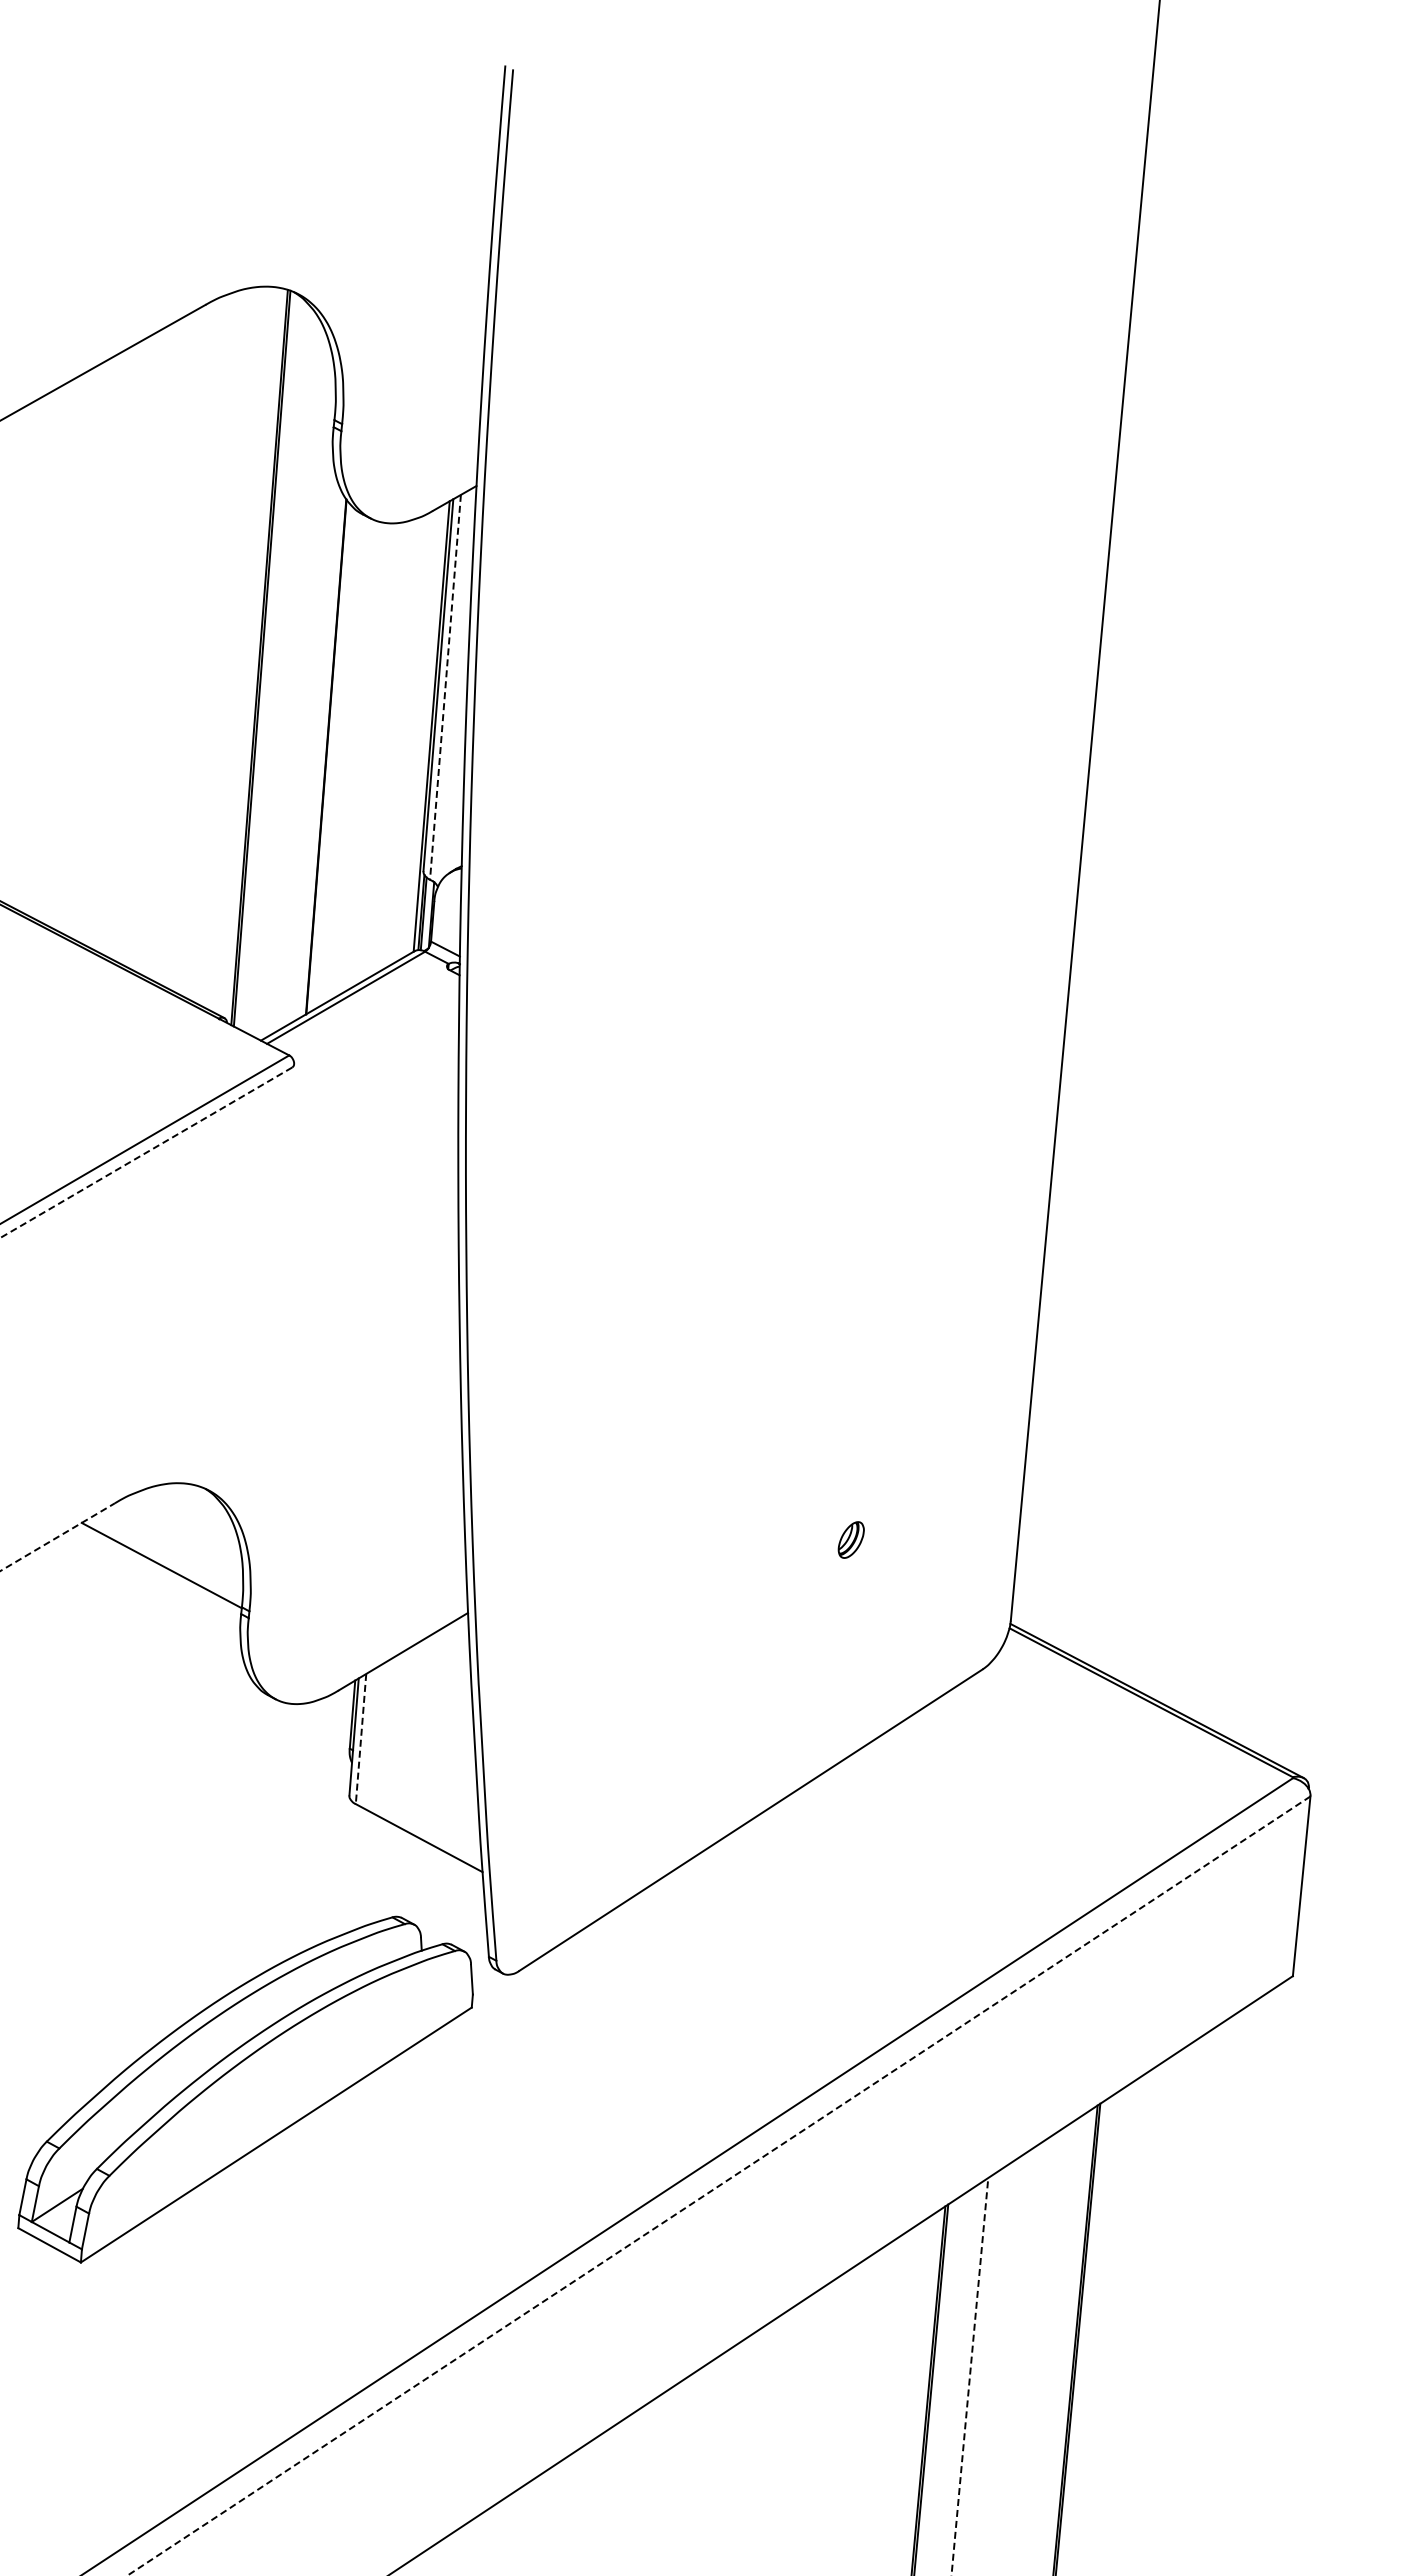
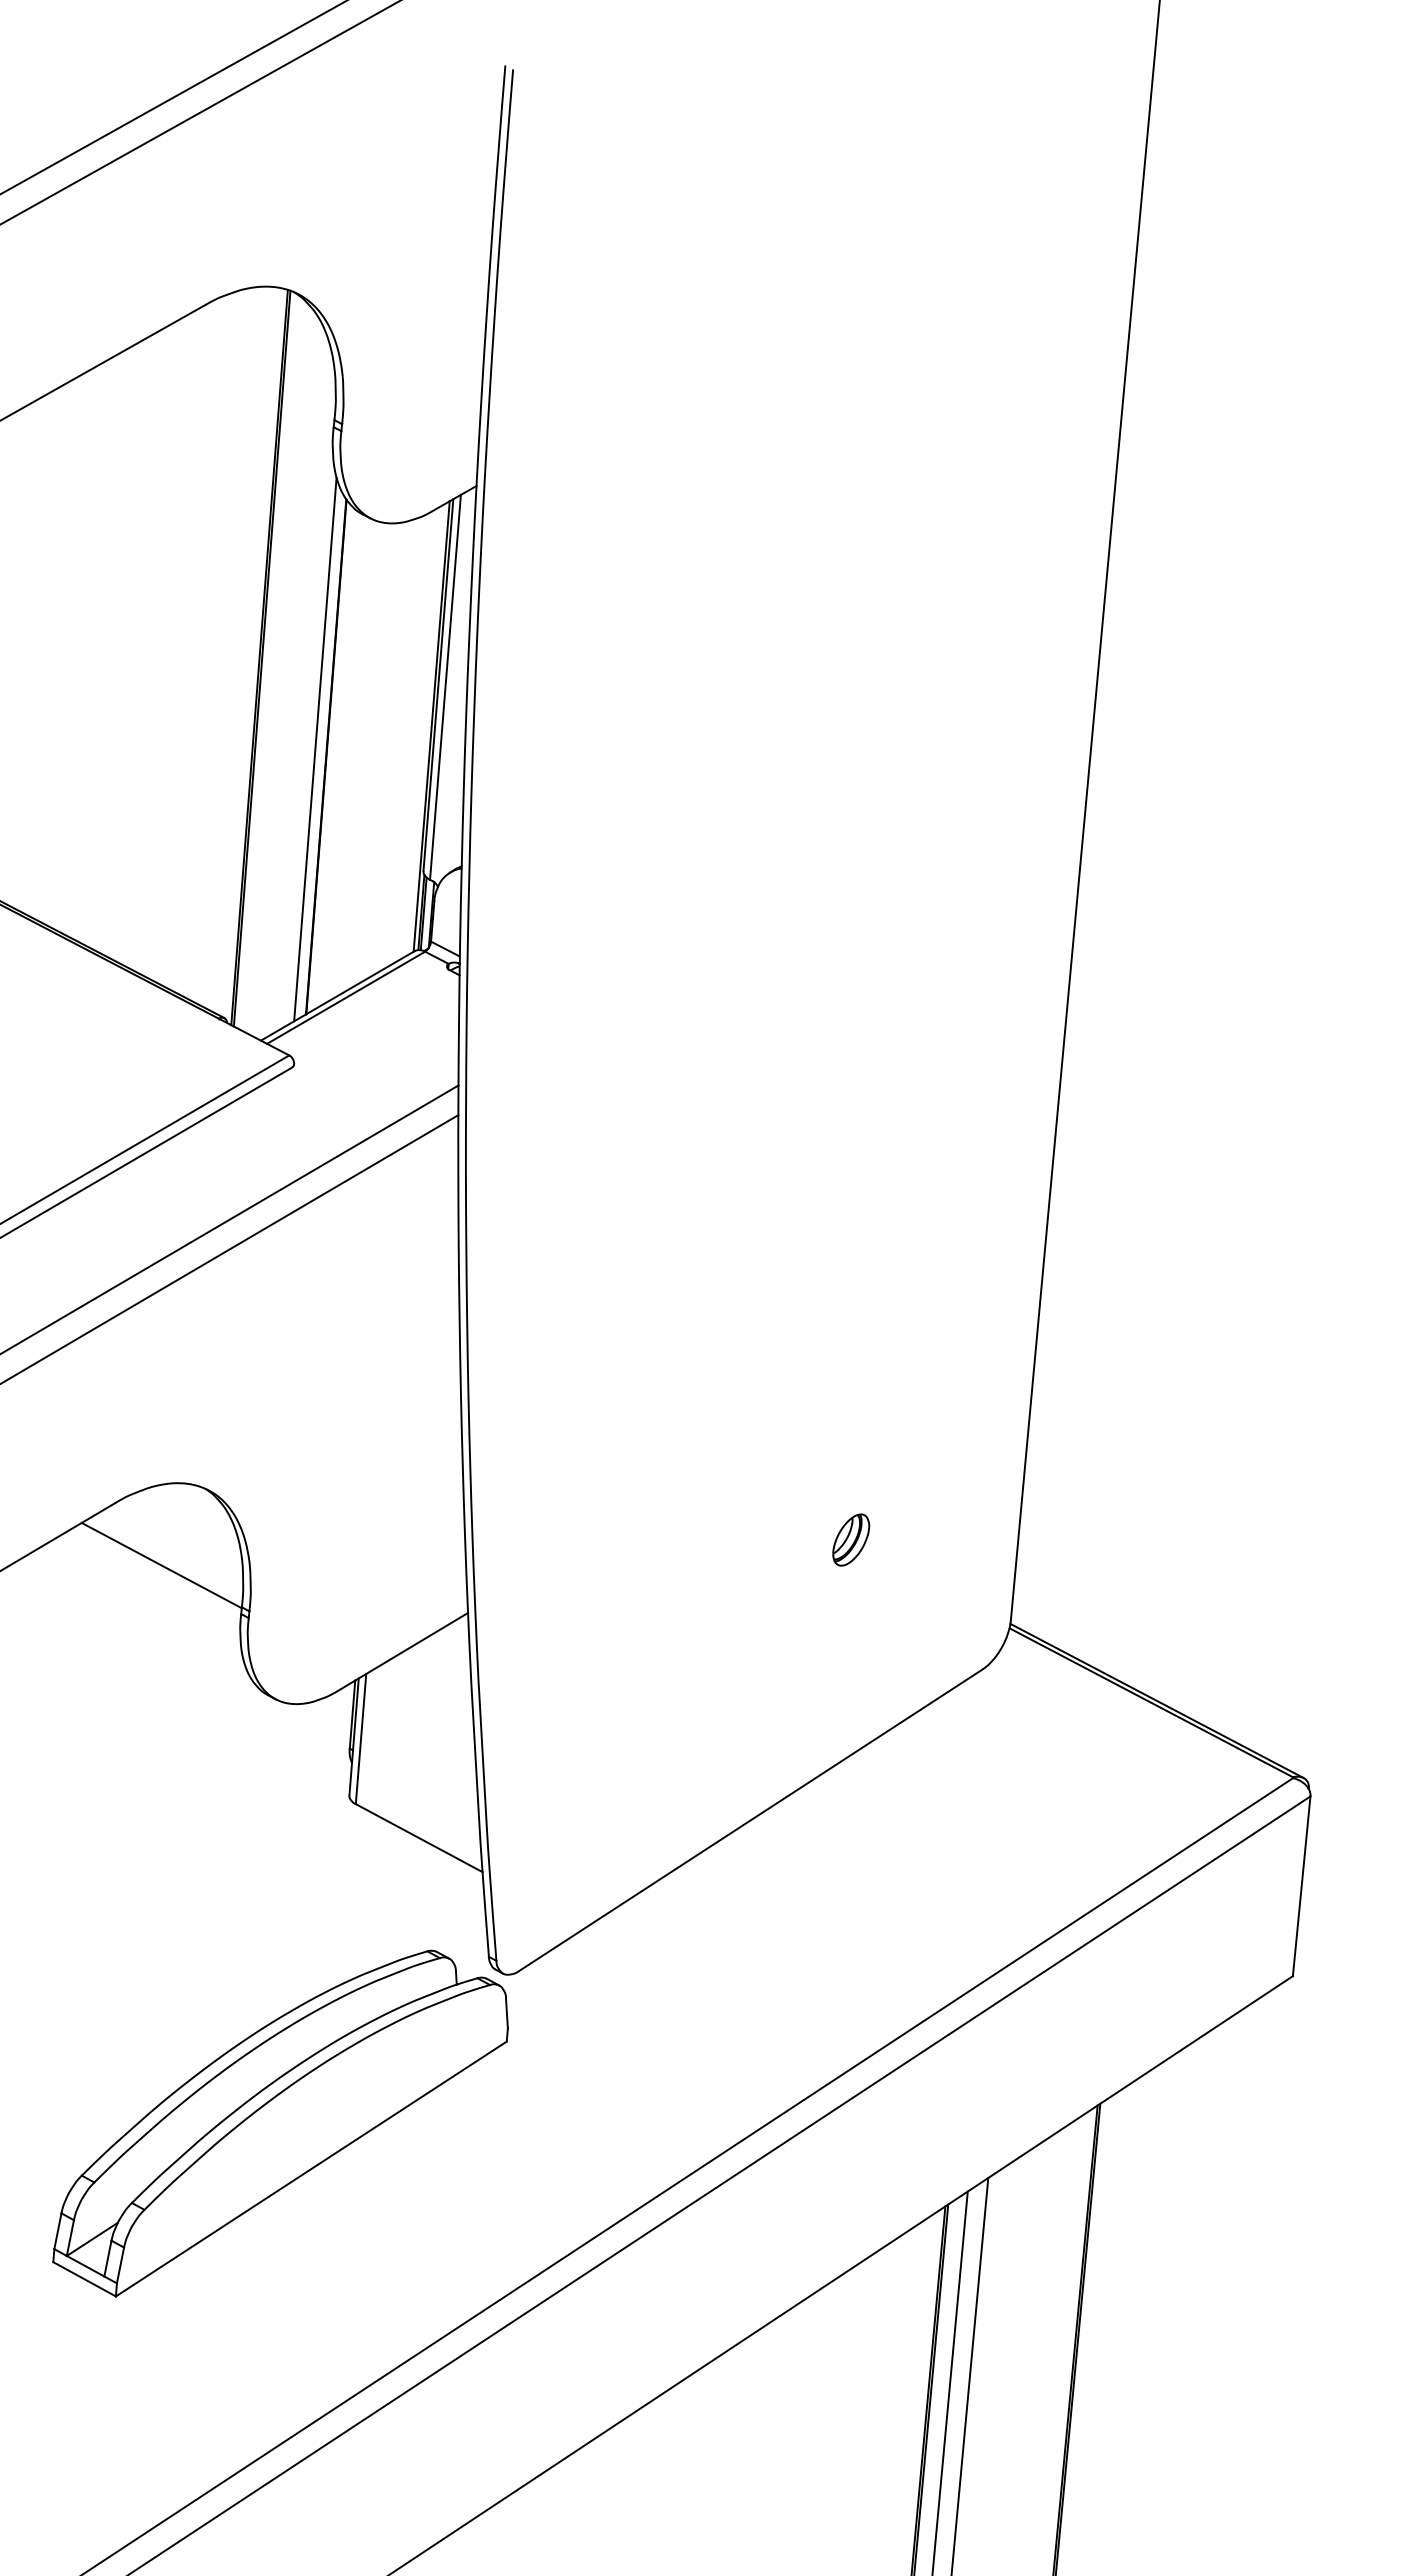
line: none -> present (173, 97)
line: none -> present (199, 112)
line: dashed -> solid (445, 687)
line: none -> present (315, 749)
line: dashed -> solid (146, 1152)
line: none -> present (230, 1219)
line: none -> present (230, 1248)
line: dashed -> solid (58, 1536)
part size: 28x38 px -> 39x54 px (851, 1539)
line: dashed -> solid (361, 1739)
part position: (245, 2089) -> (280, 2123) (280, 2123)
line: dashed -> solid (718, 2186)
line: dashed -> solid (969, 2376)
line: none -> present (949, 2381)
